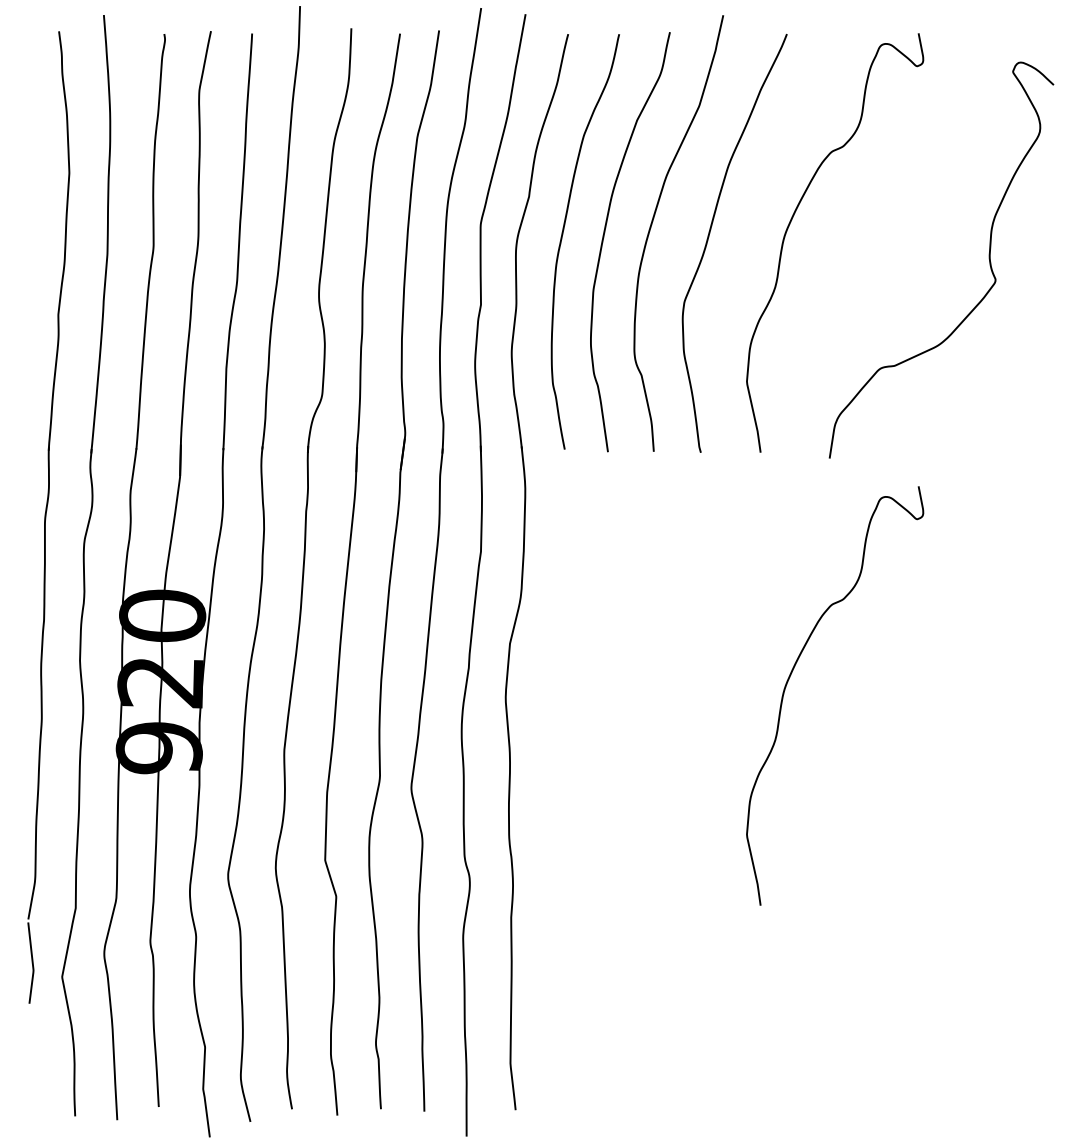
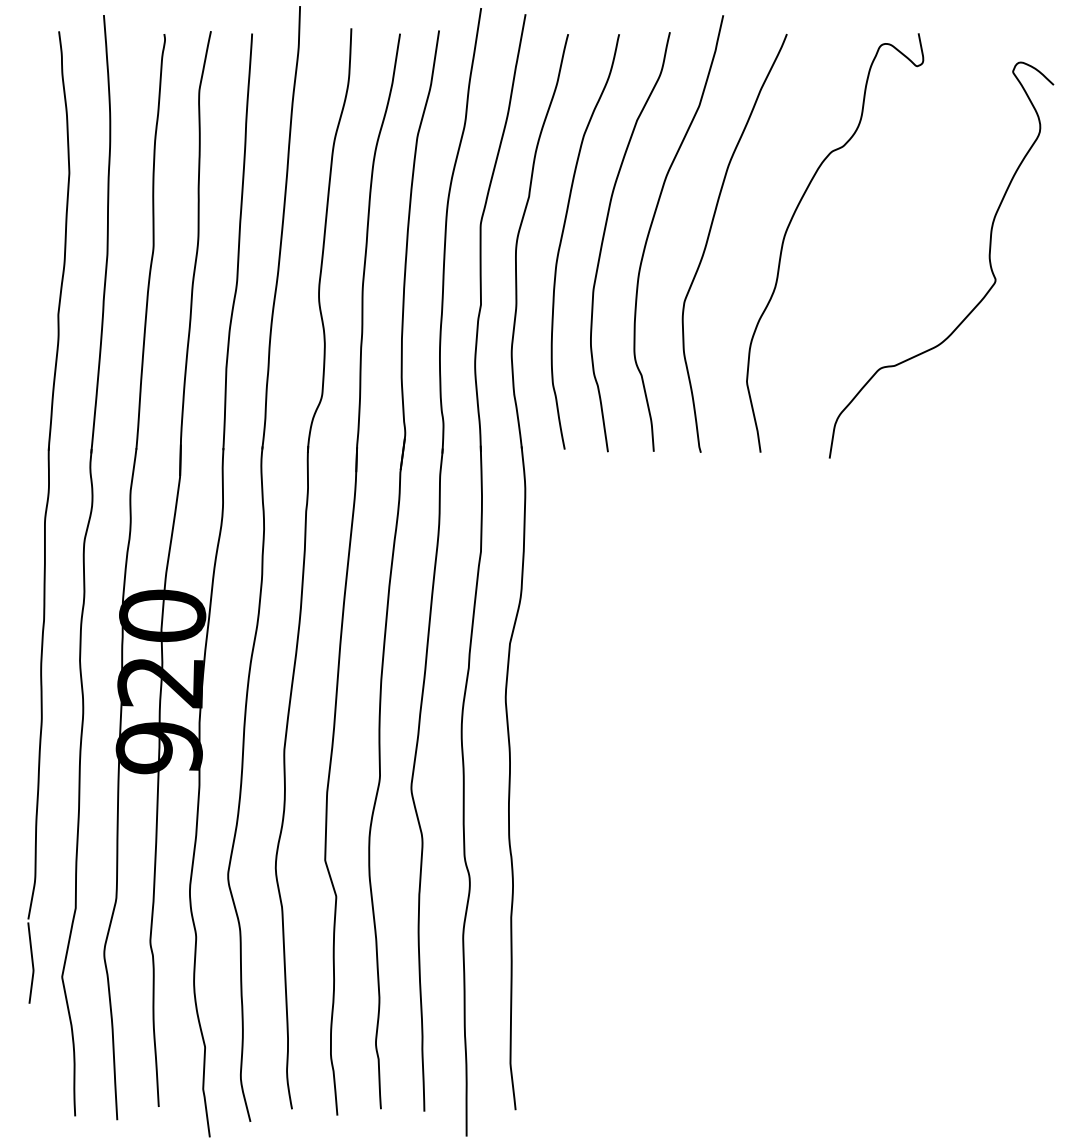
curve: present -> none (791, 675)
